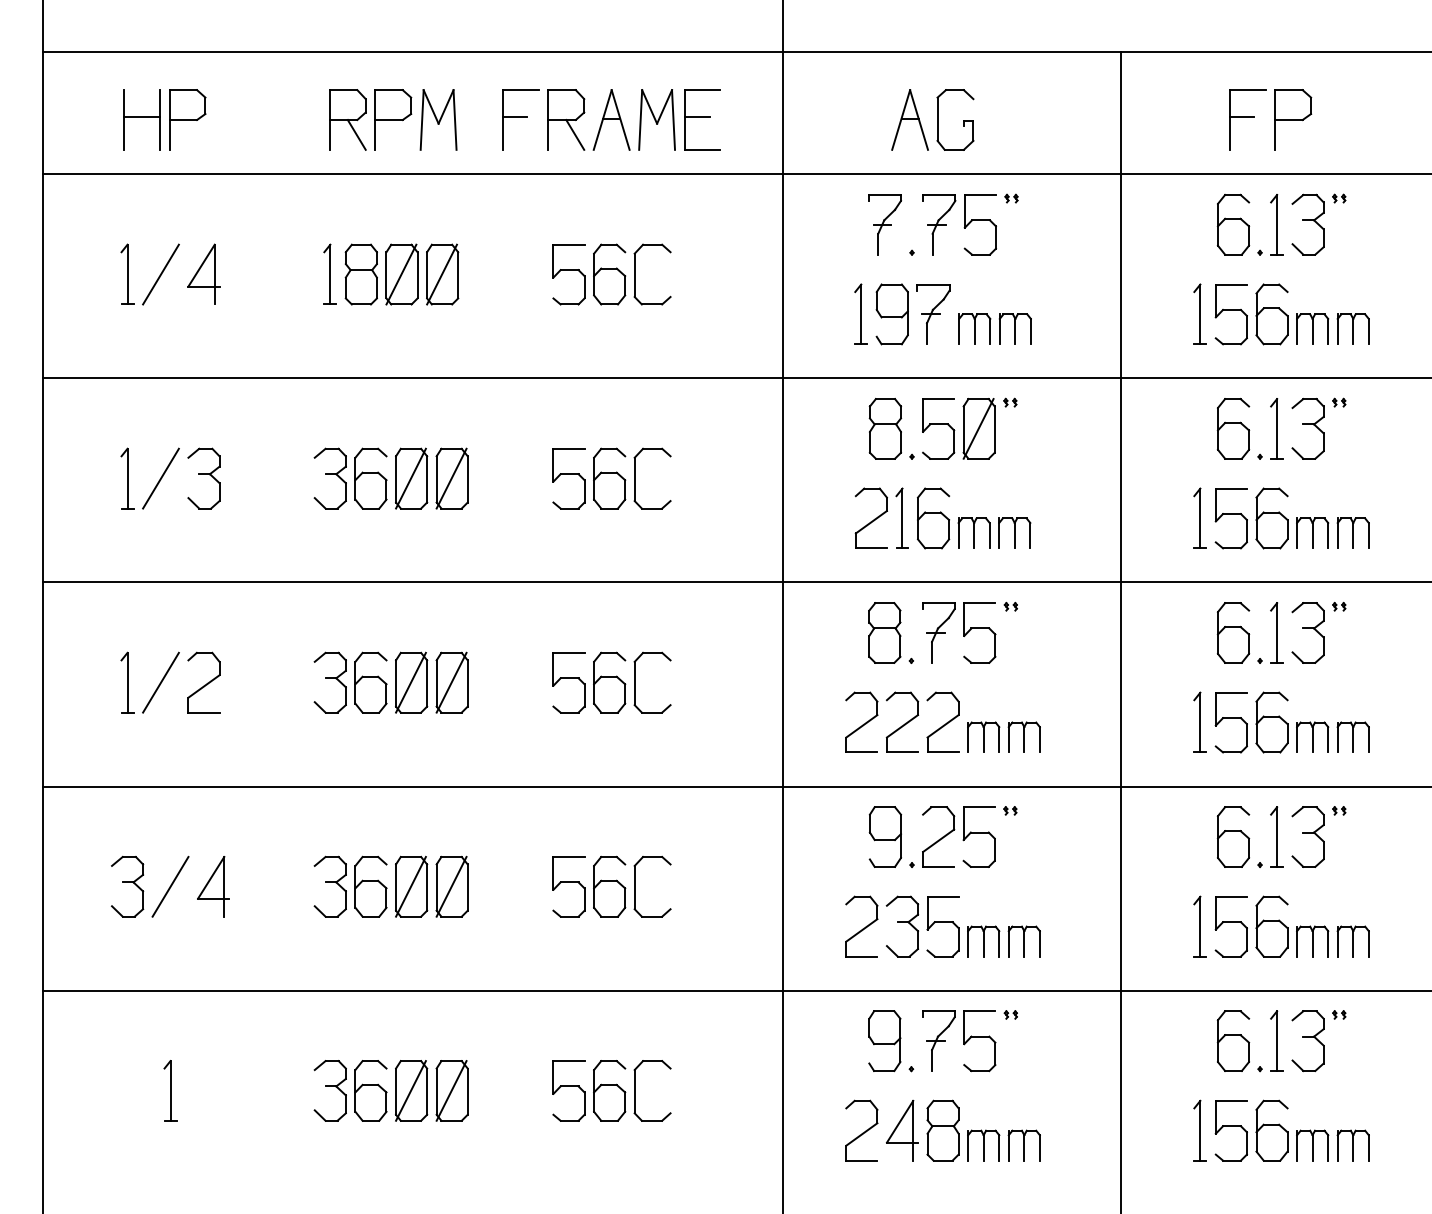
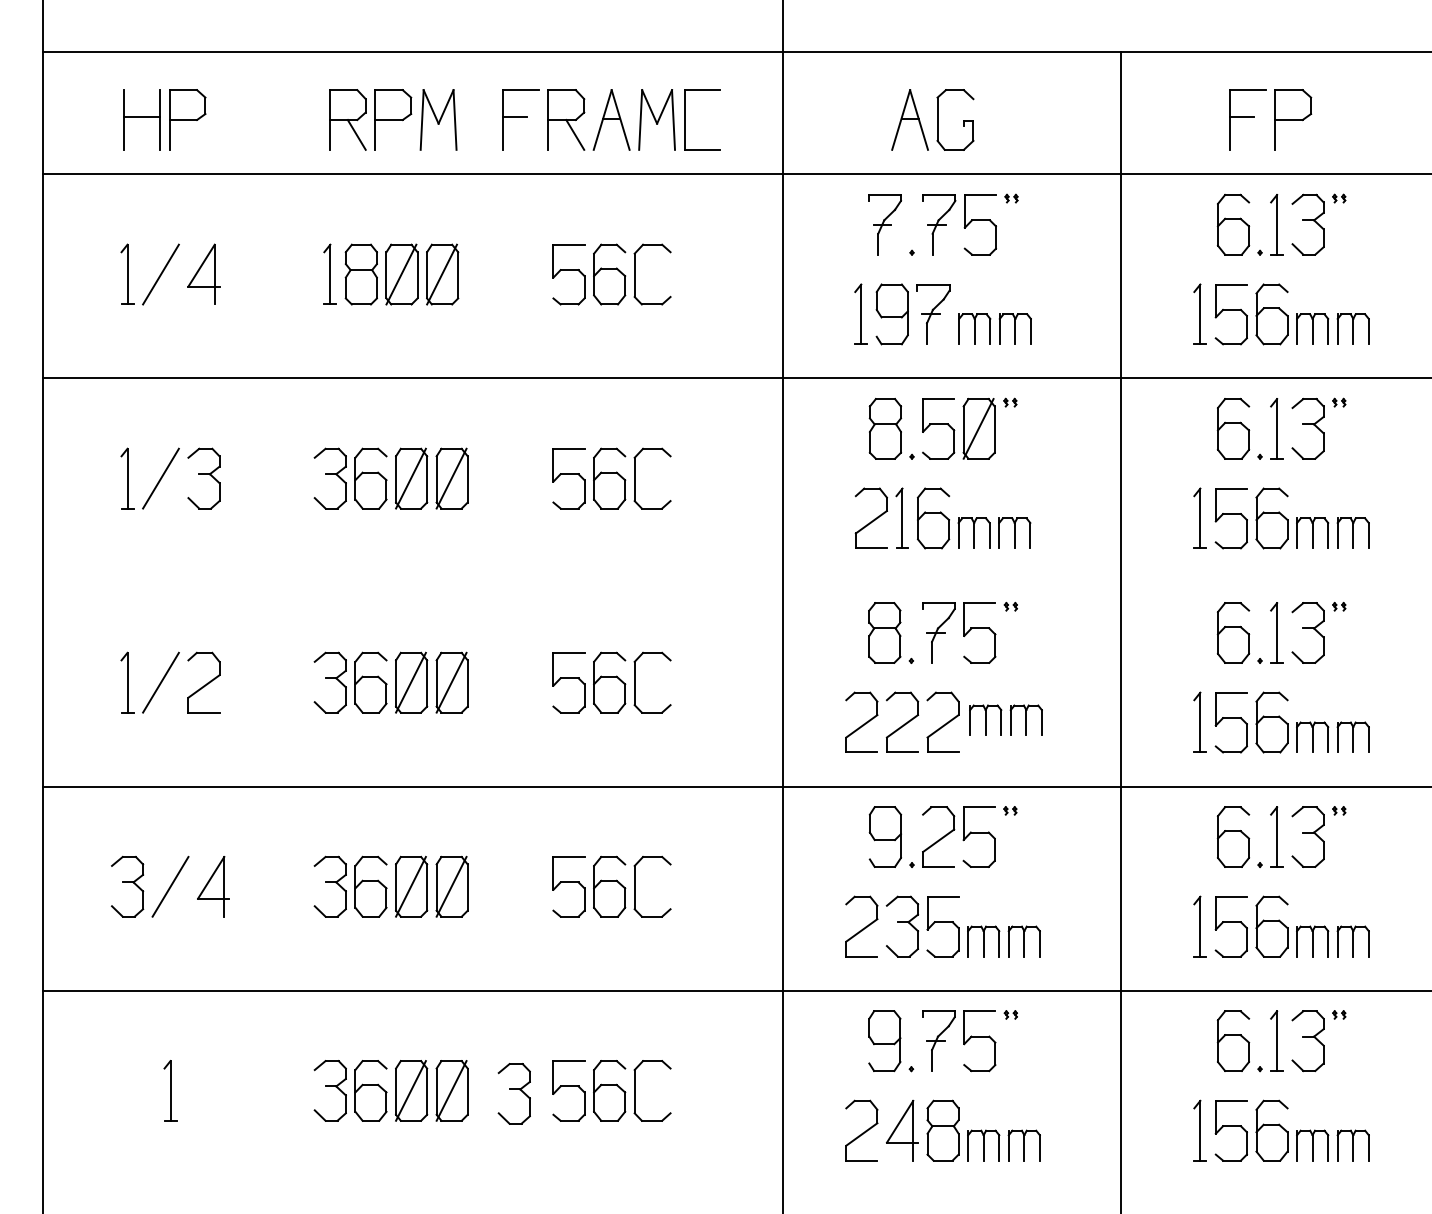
line: present -> none (696, 117)
line: present -> none (735, 582)
part position: (1003, 736) -> (1005, 719) (1005, 719)
part: none -> present (513, 1093)
